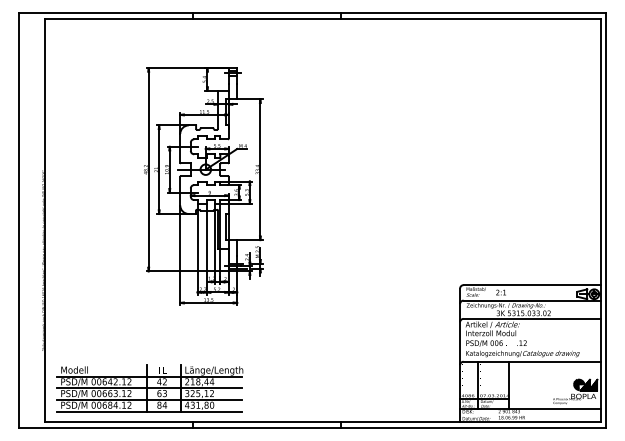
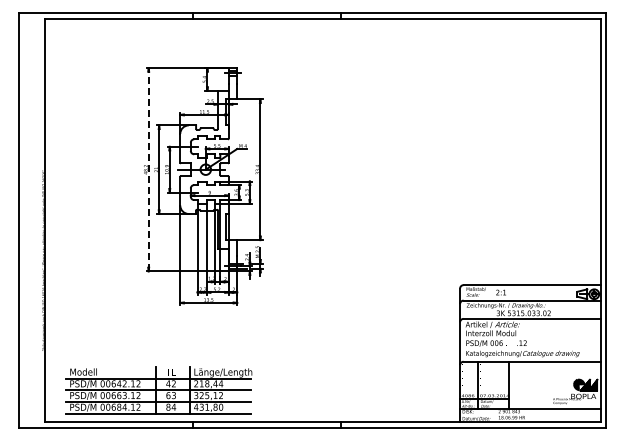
line: solid -> dashed (148, 169)
part position: (149, 388) -> (158, 390) (158, 390)
